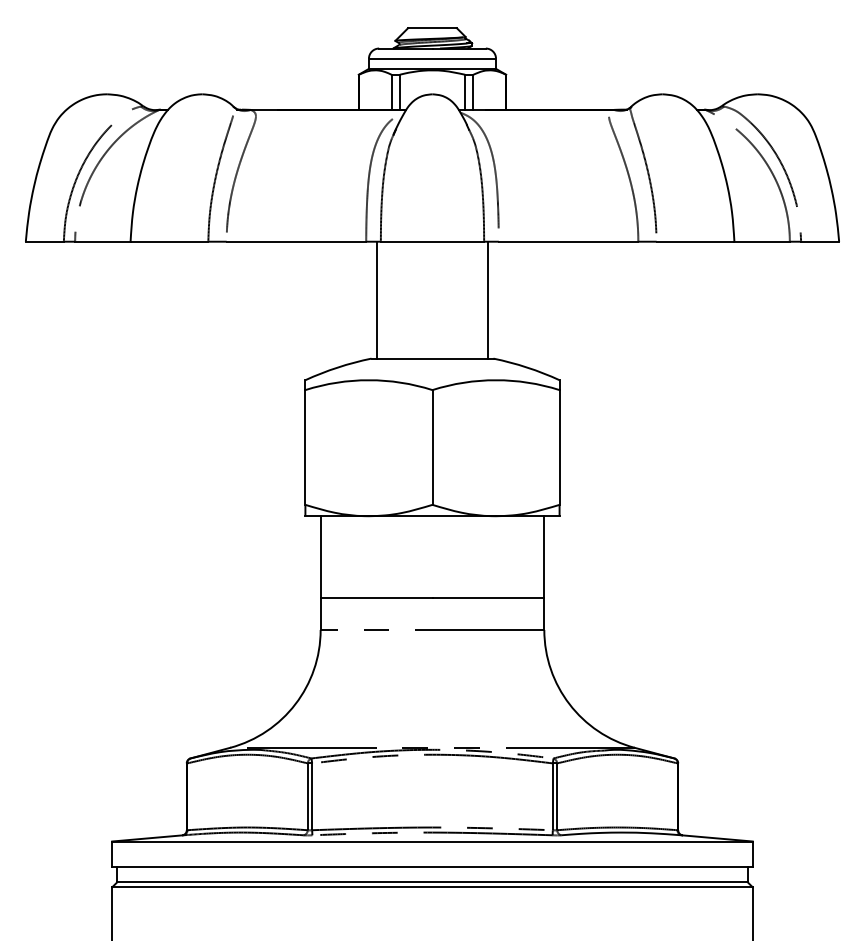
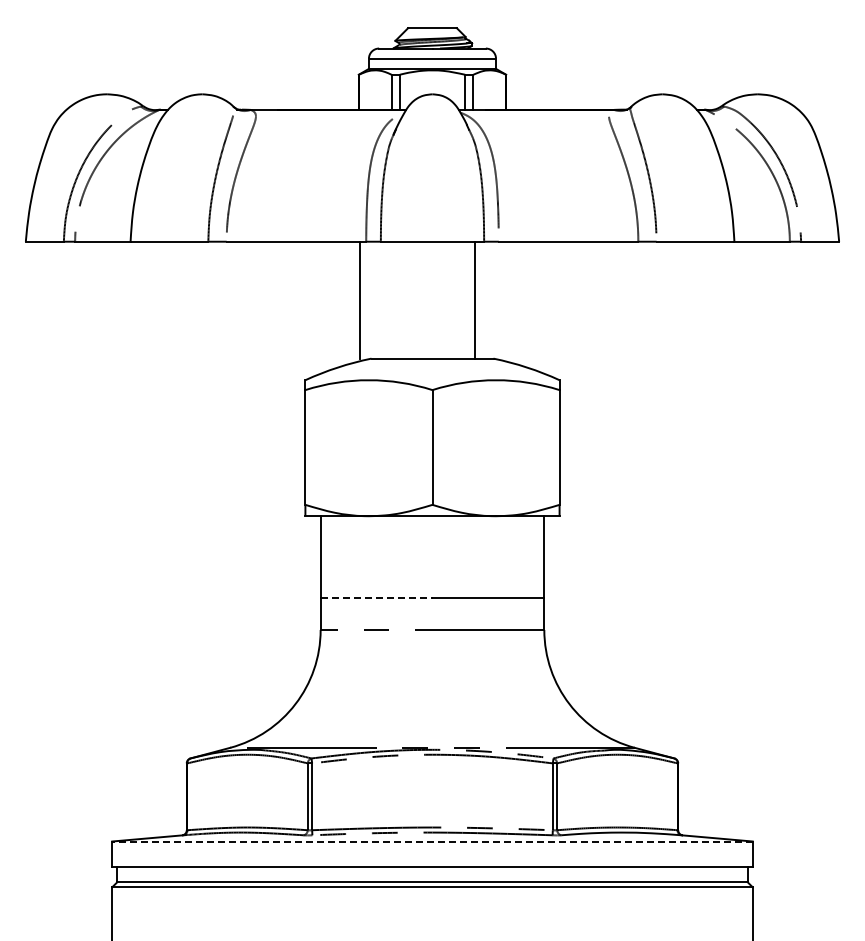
line position: (376, 299) -> (359, 299) (359, 299)
line position: (488, 299) -> (475, 299) (475, 299)
line: solid -> dashed (376, 597)
line: solid -> dashed (431, 841)
